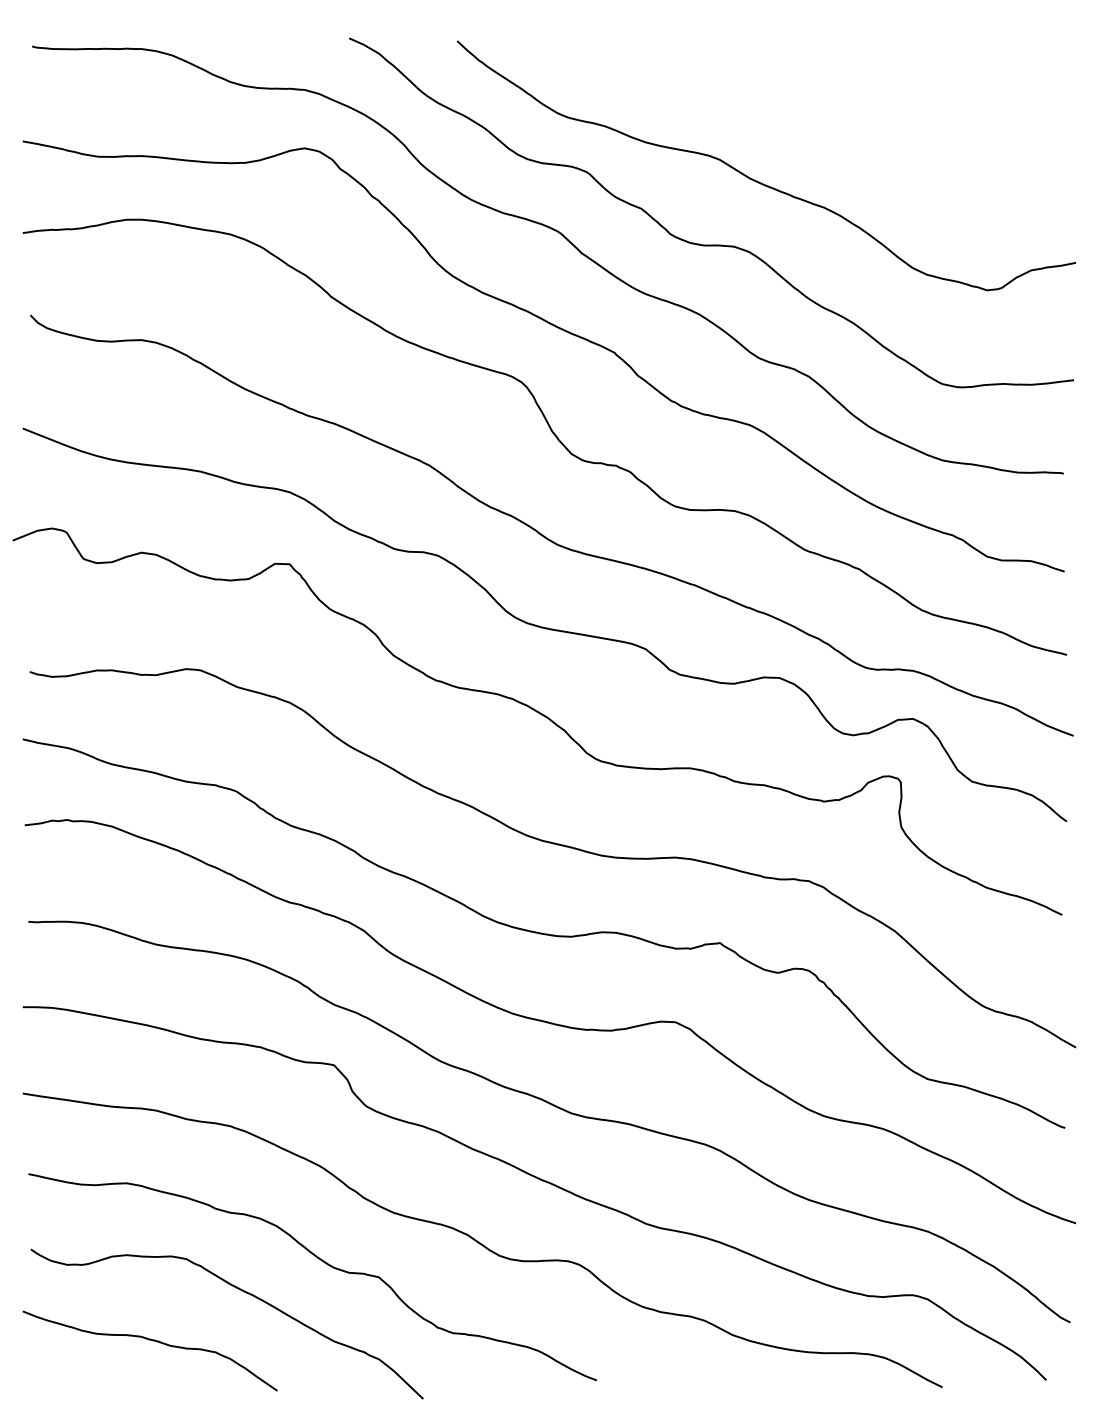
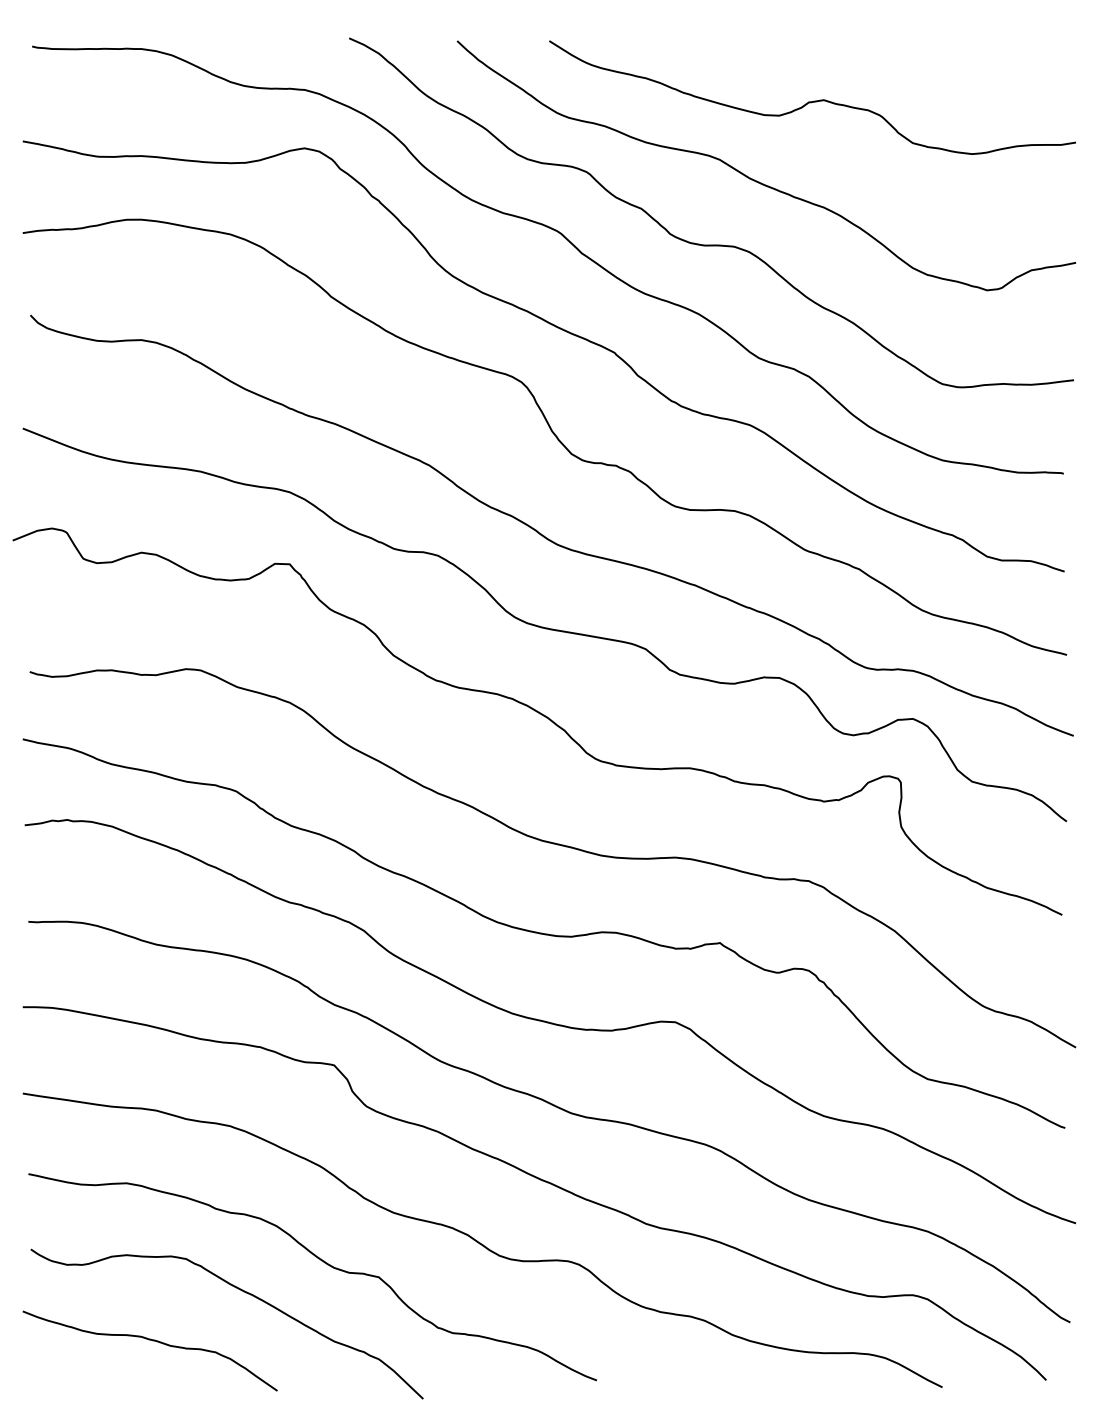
curve: none -> present (814, 100)
